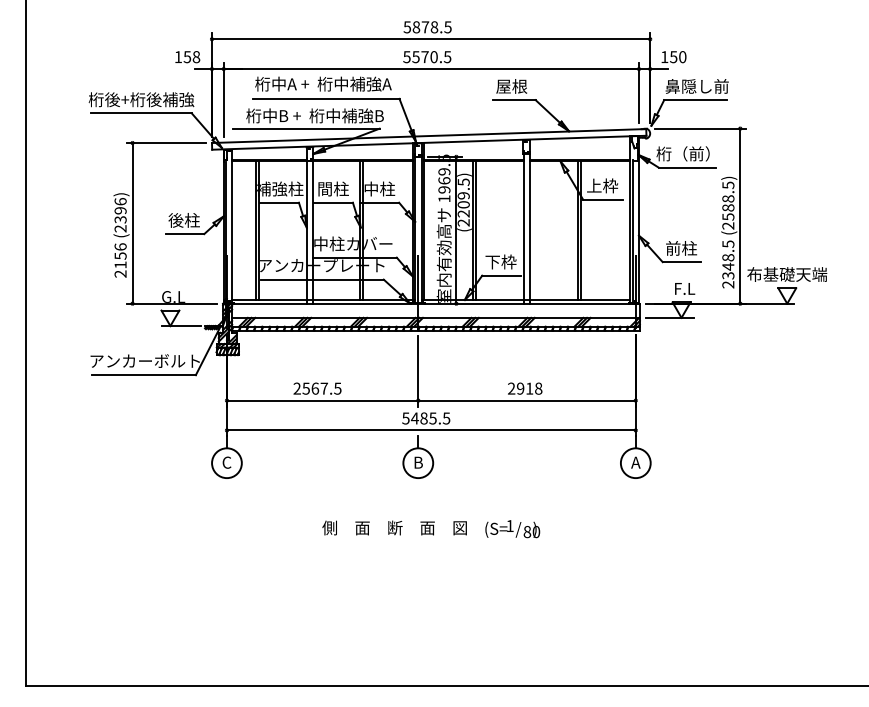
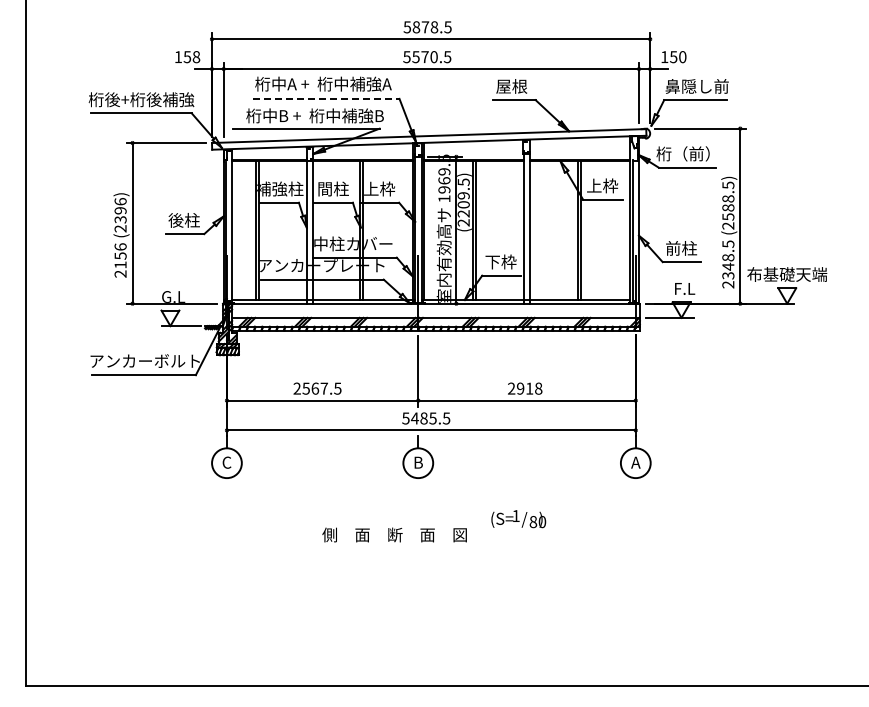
line: solid -> dashed (326, 98)
text: 中柱 -> 上枠 (379, 188)
text position: (394, 527) -> (394, 534) (394, 534)
text position: (512, 529) -> (518, 519) (518, 519)
